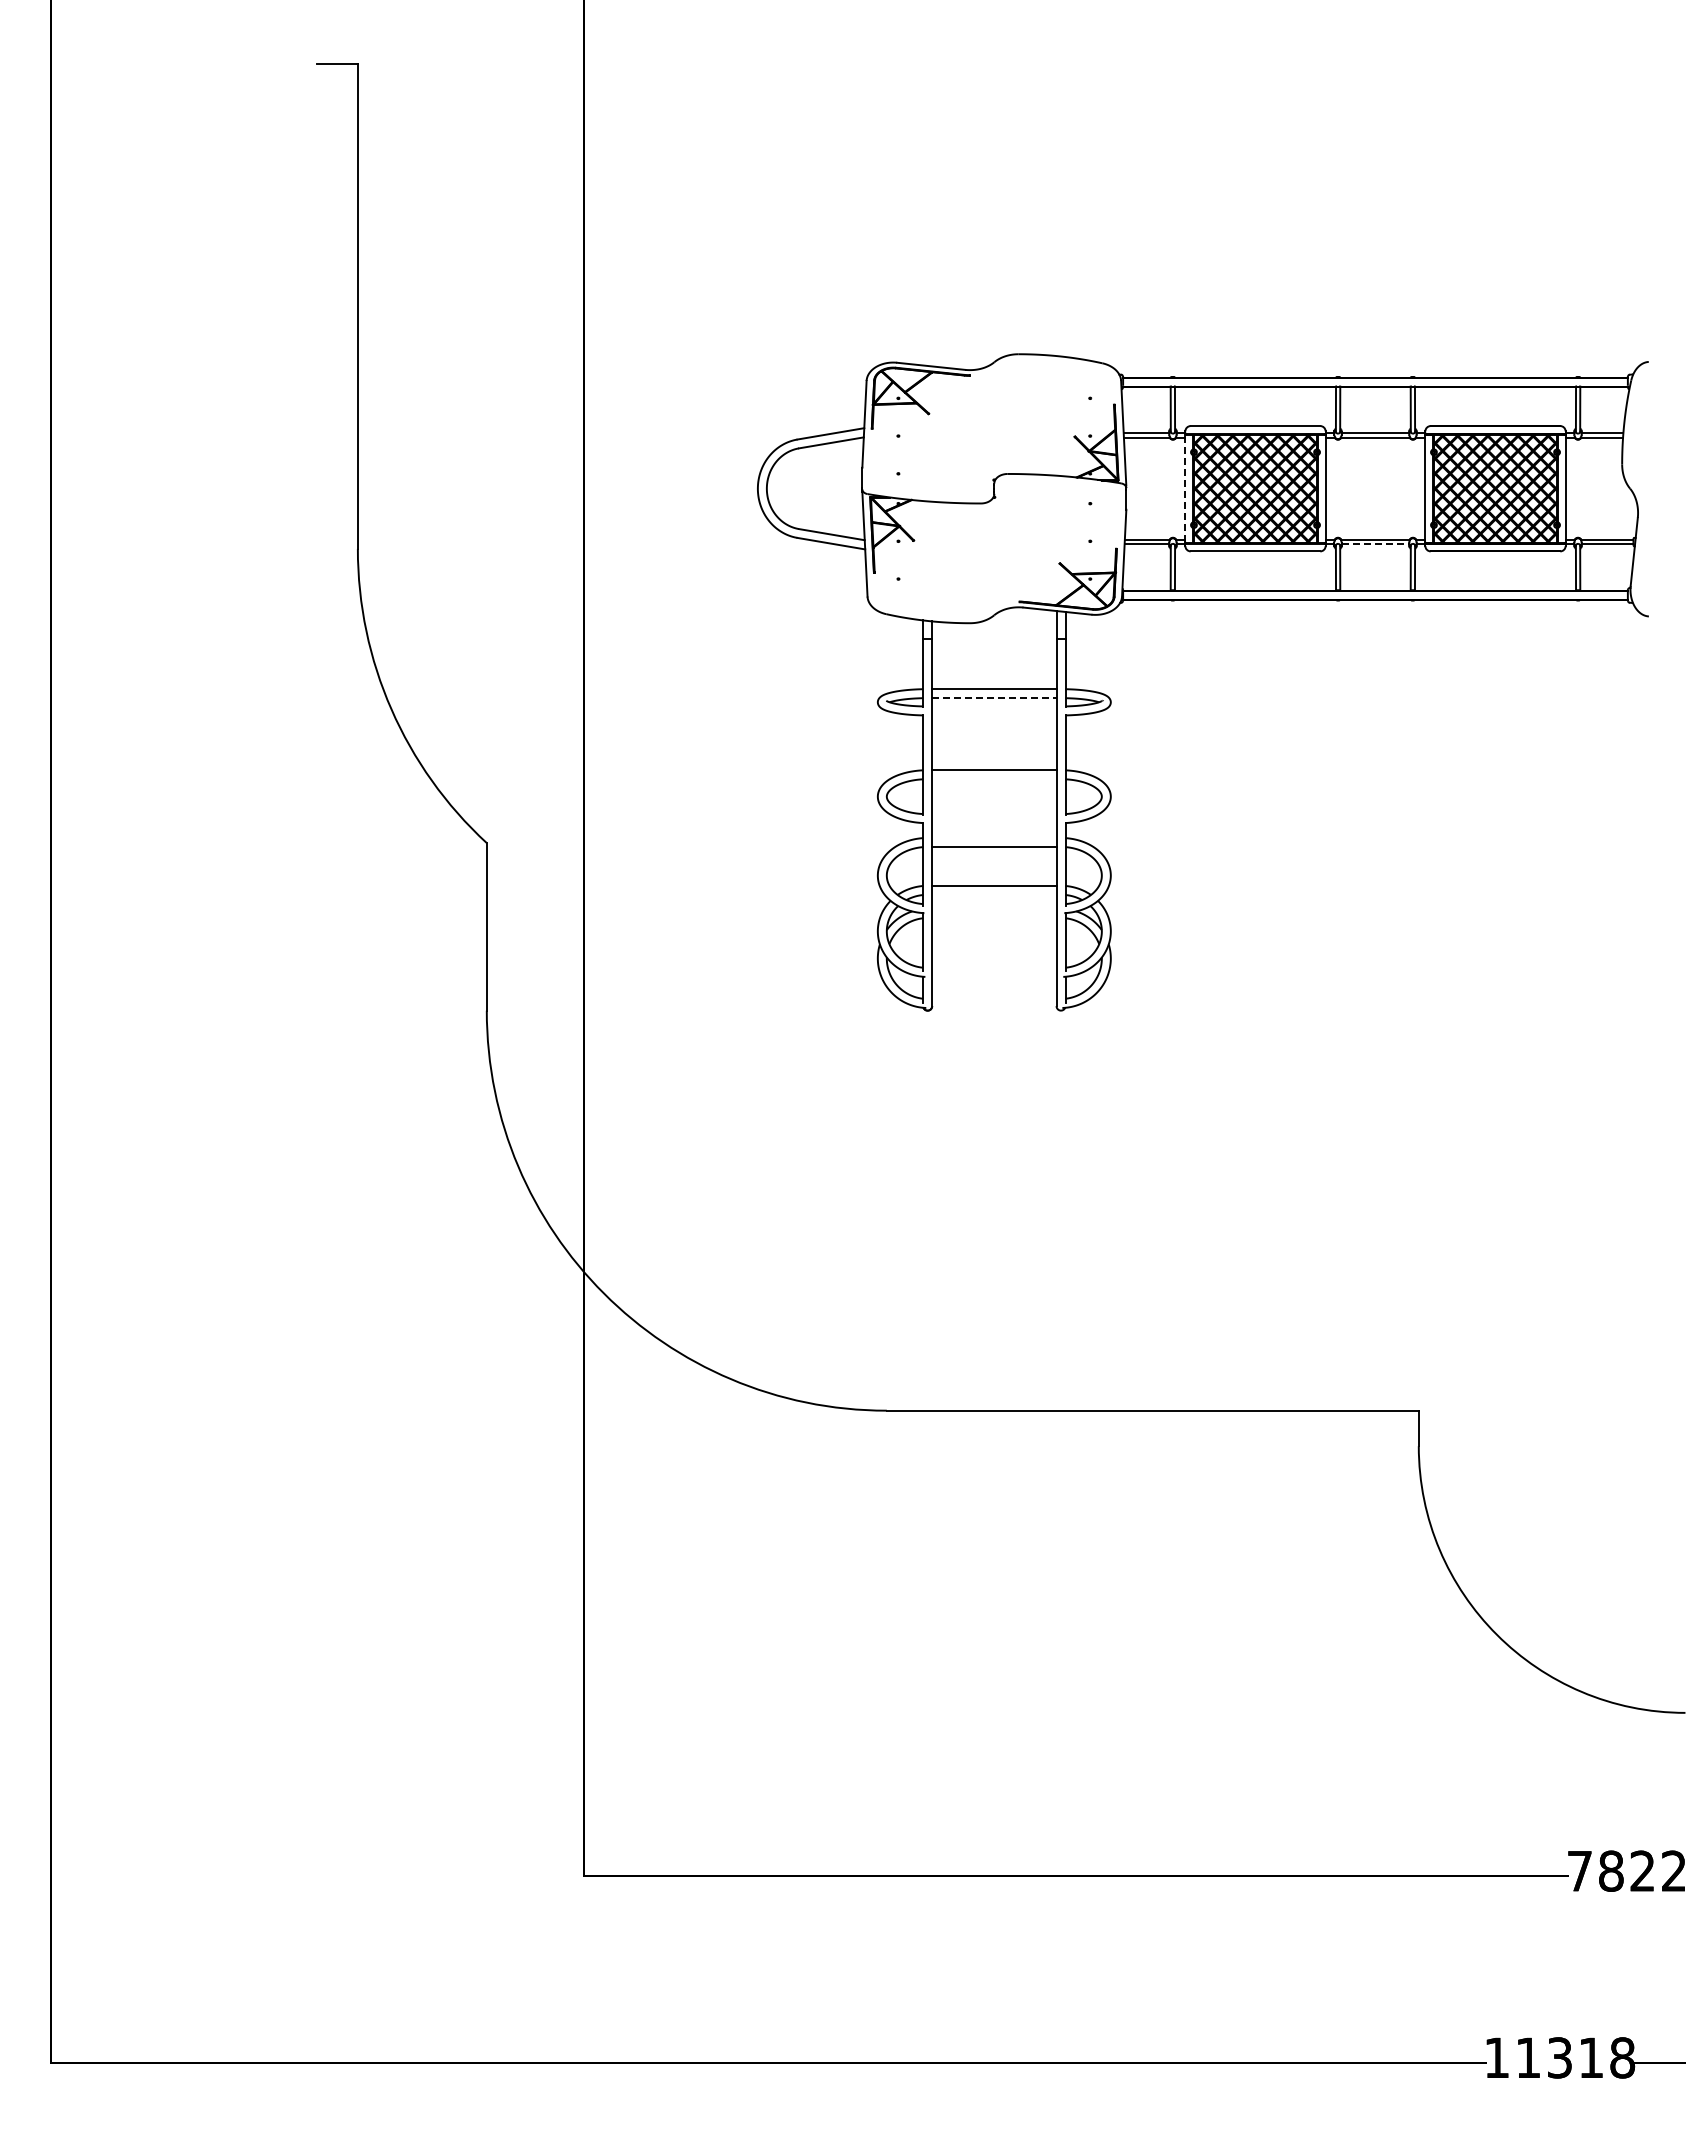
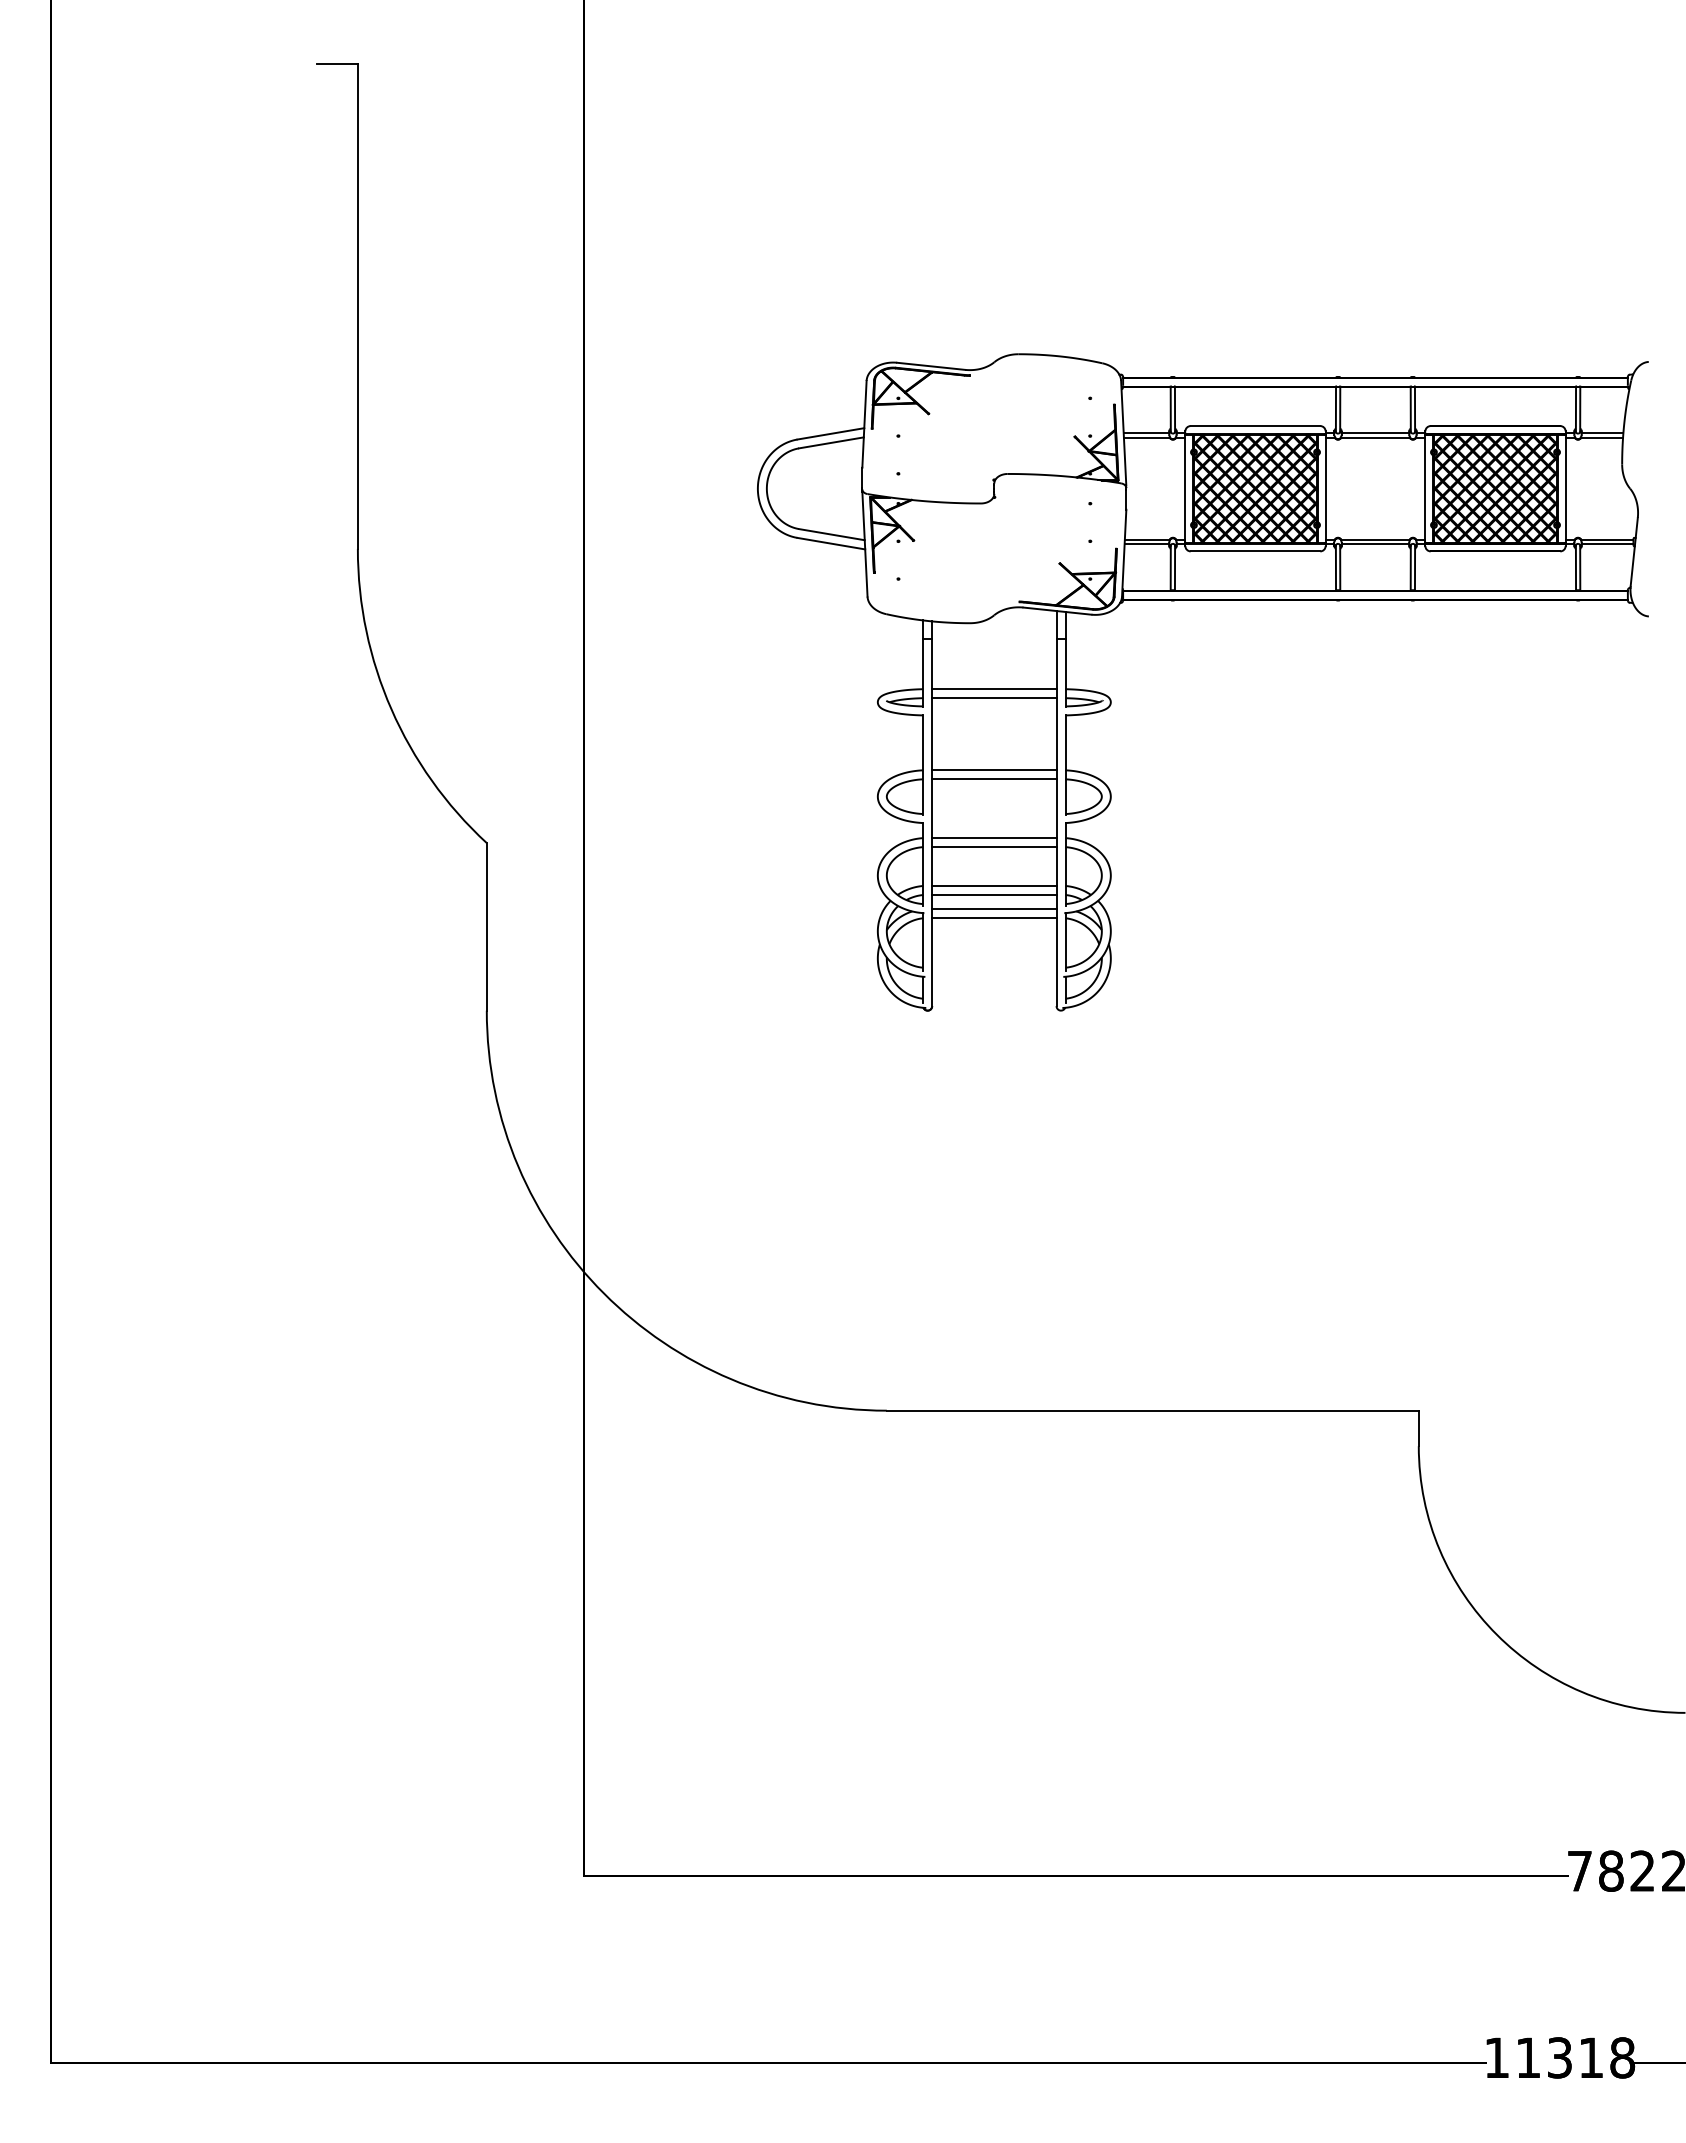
line: dashed -> solid (1185, 488)
line: dashed -> solid (1375, 544)
line: dashed -> solid (994, 698)
line: none -> present (994, 779)
line: none -> present (994, 837)
line: none -> present (994, 894)
line: none -> present (994, 909)
line: none -> present (994, 918)
